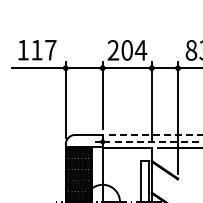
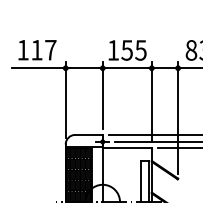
text: 204 -> 155 (127, 50)
line: dashed -> solid (155, 134)
line: dashed -> solid (159, 141)
